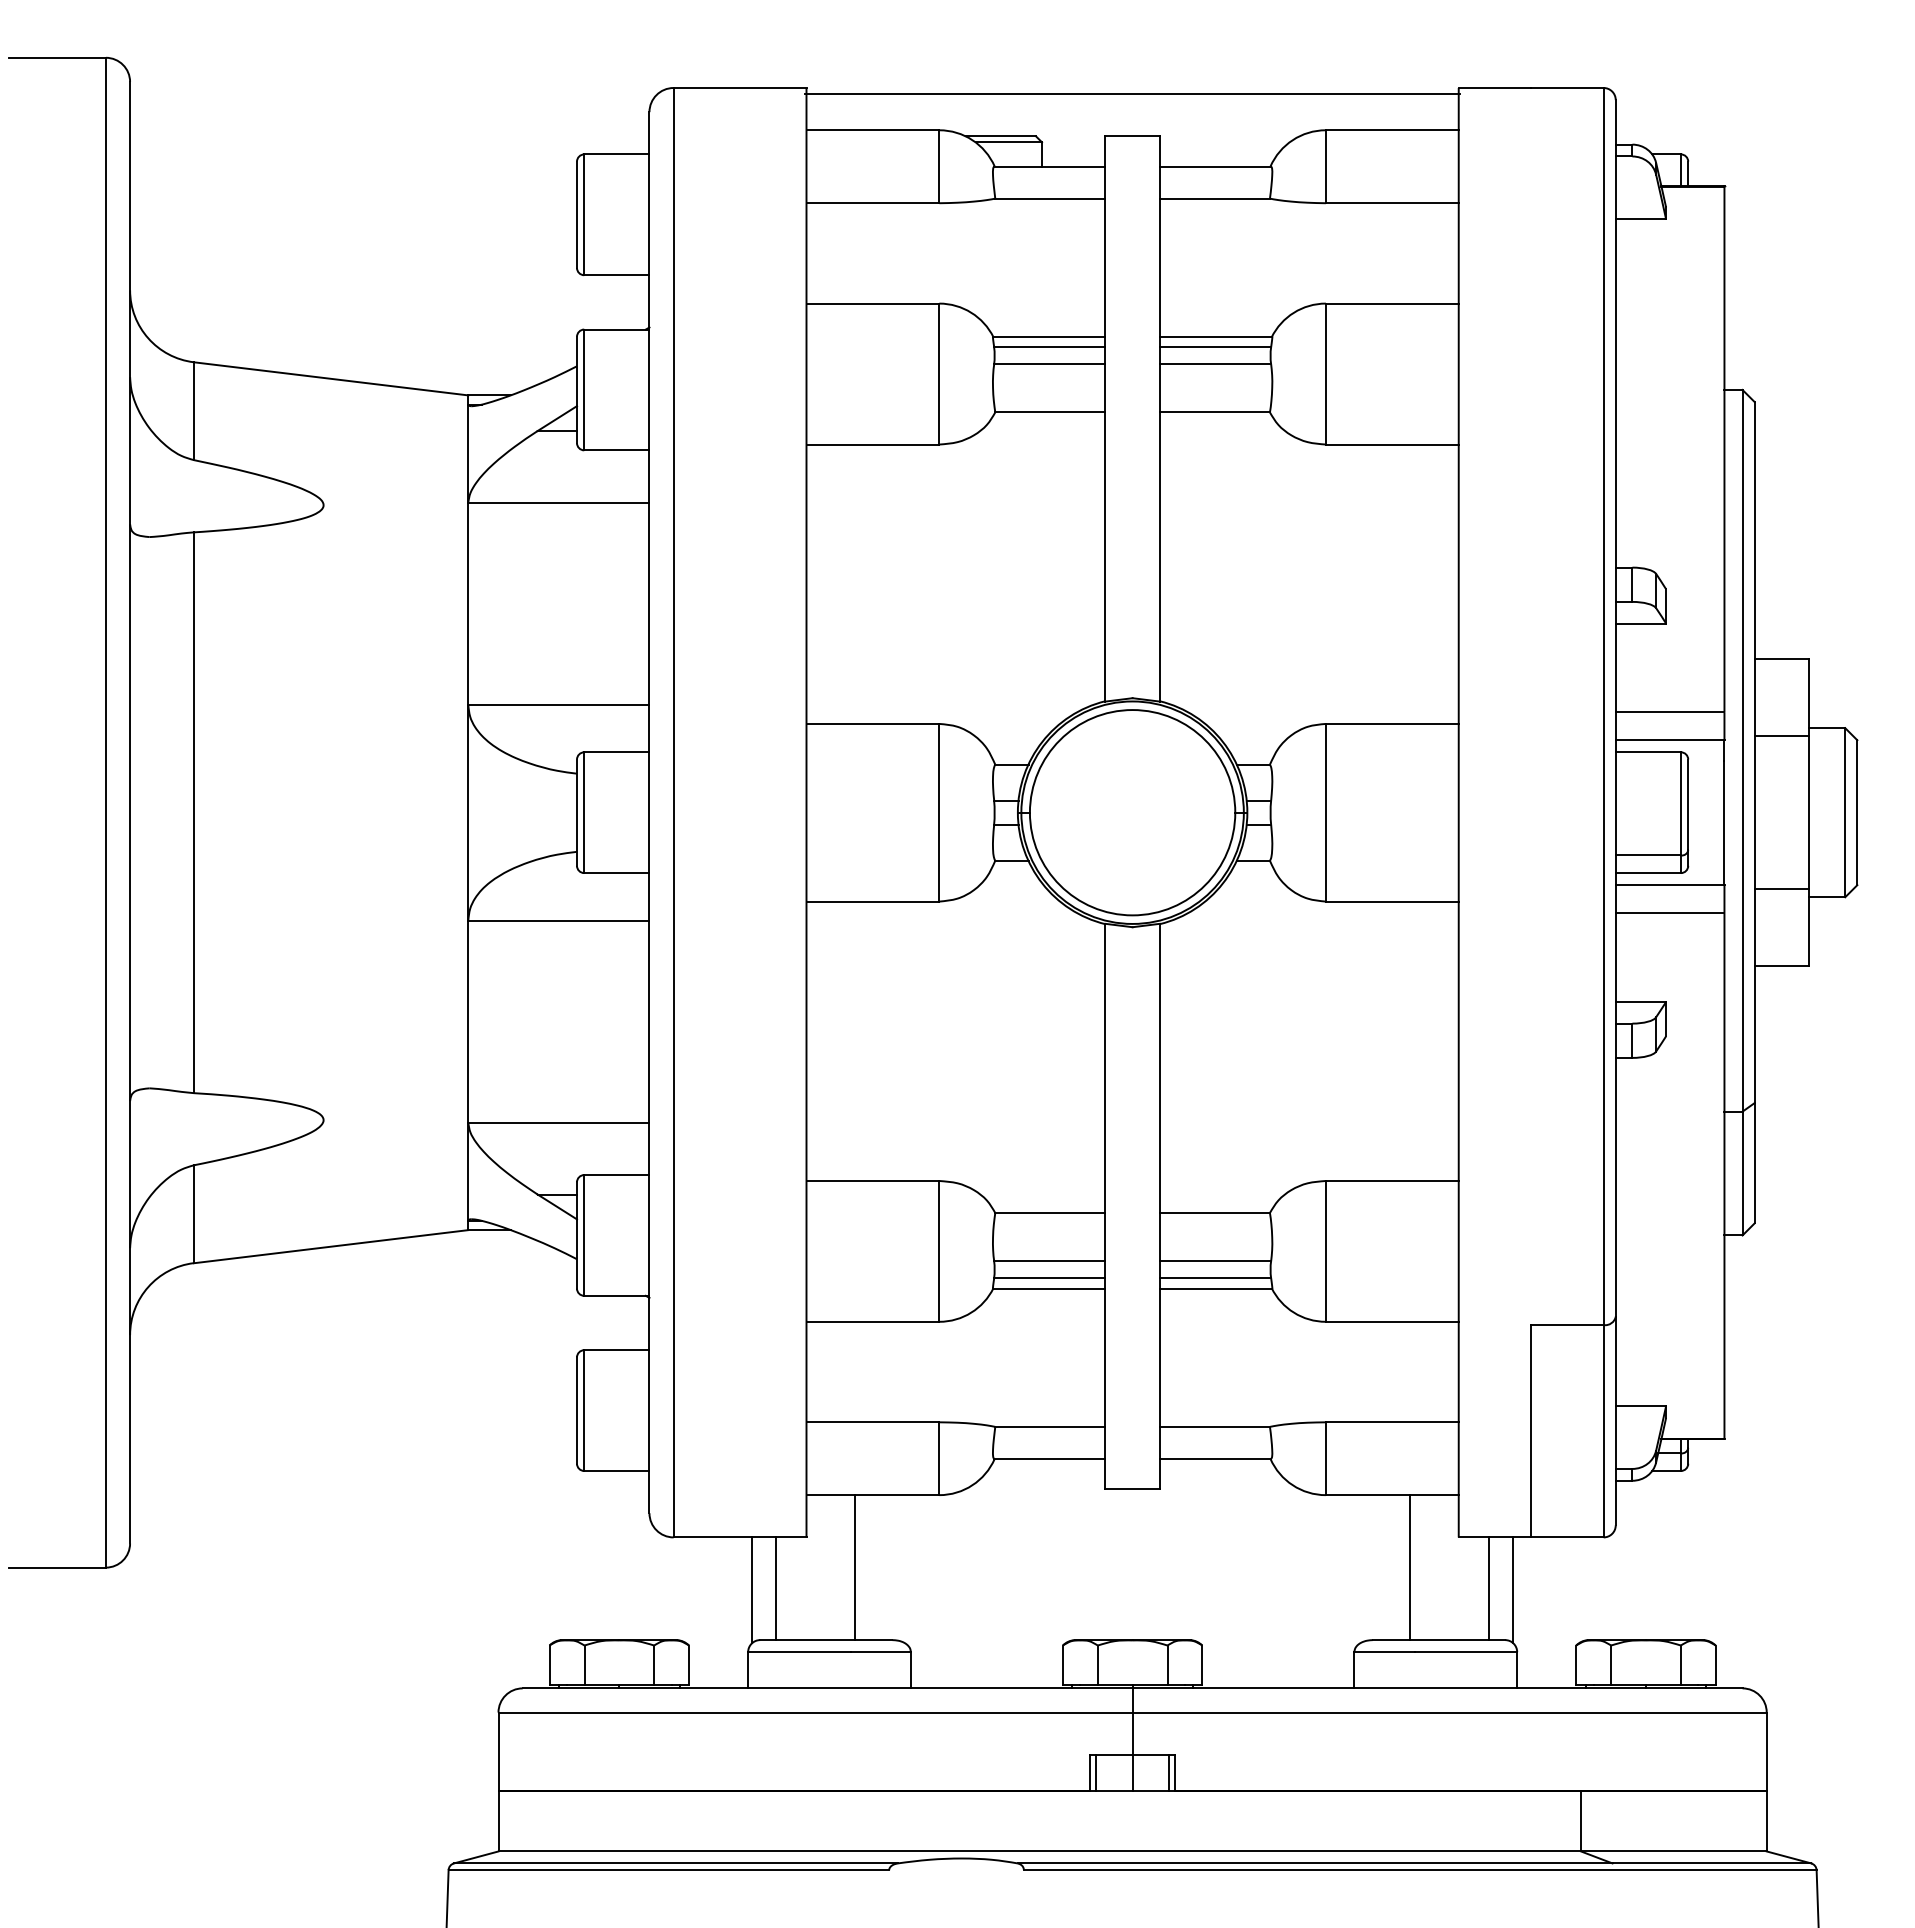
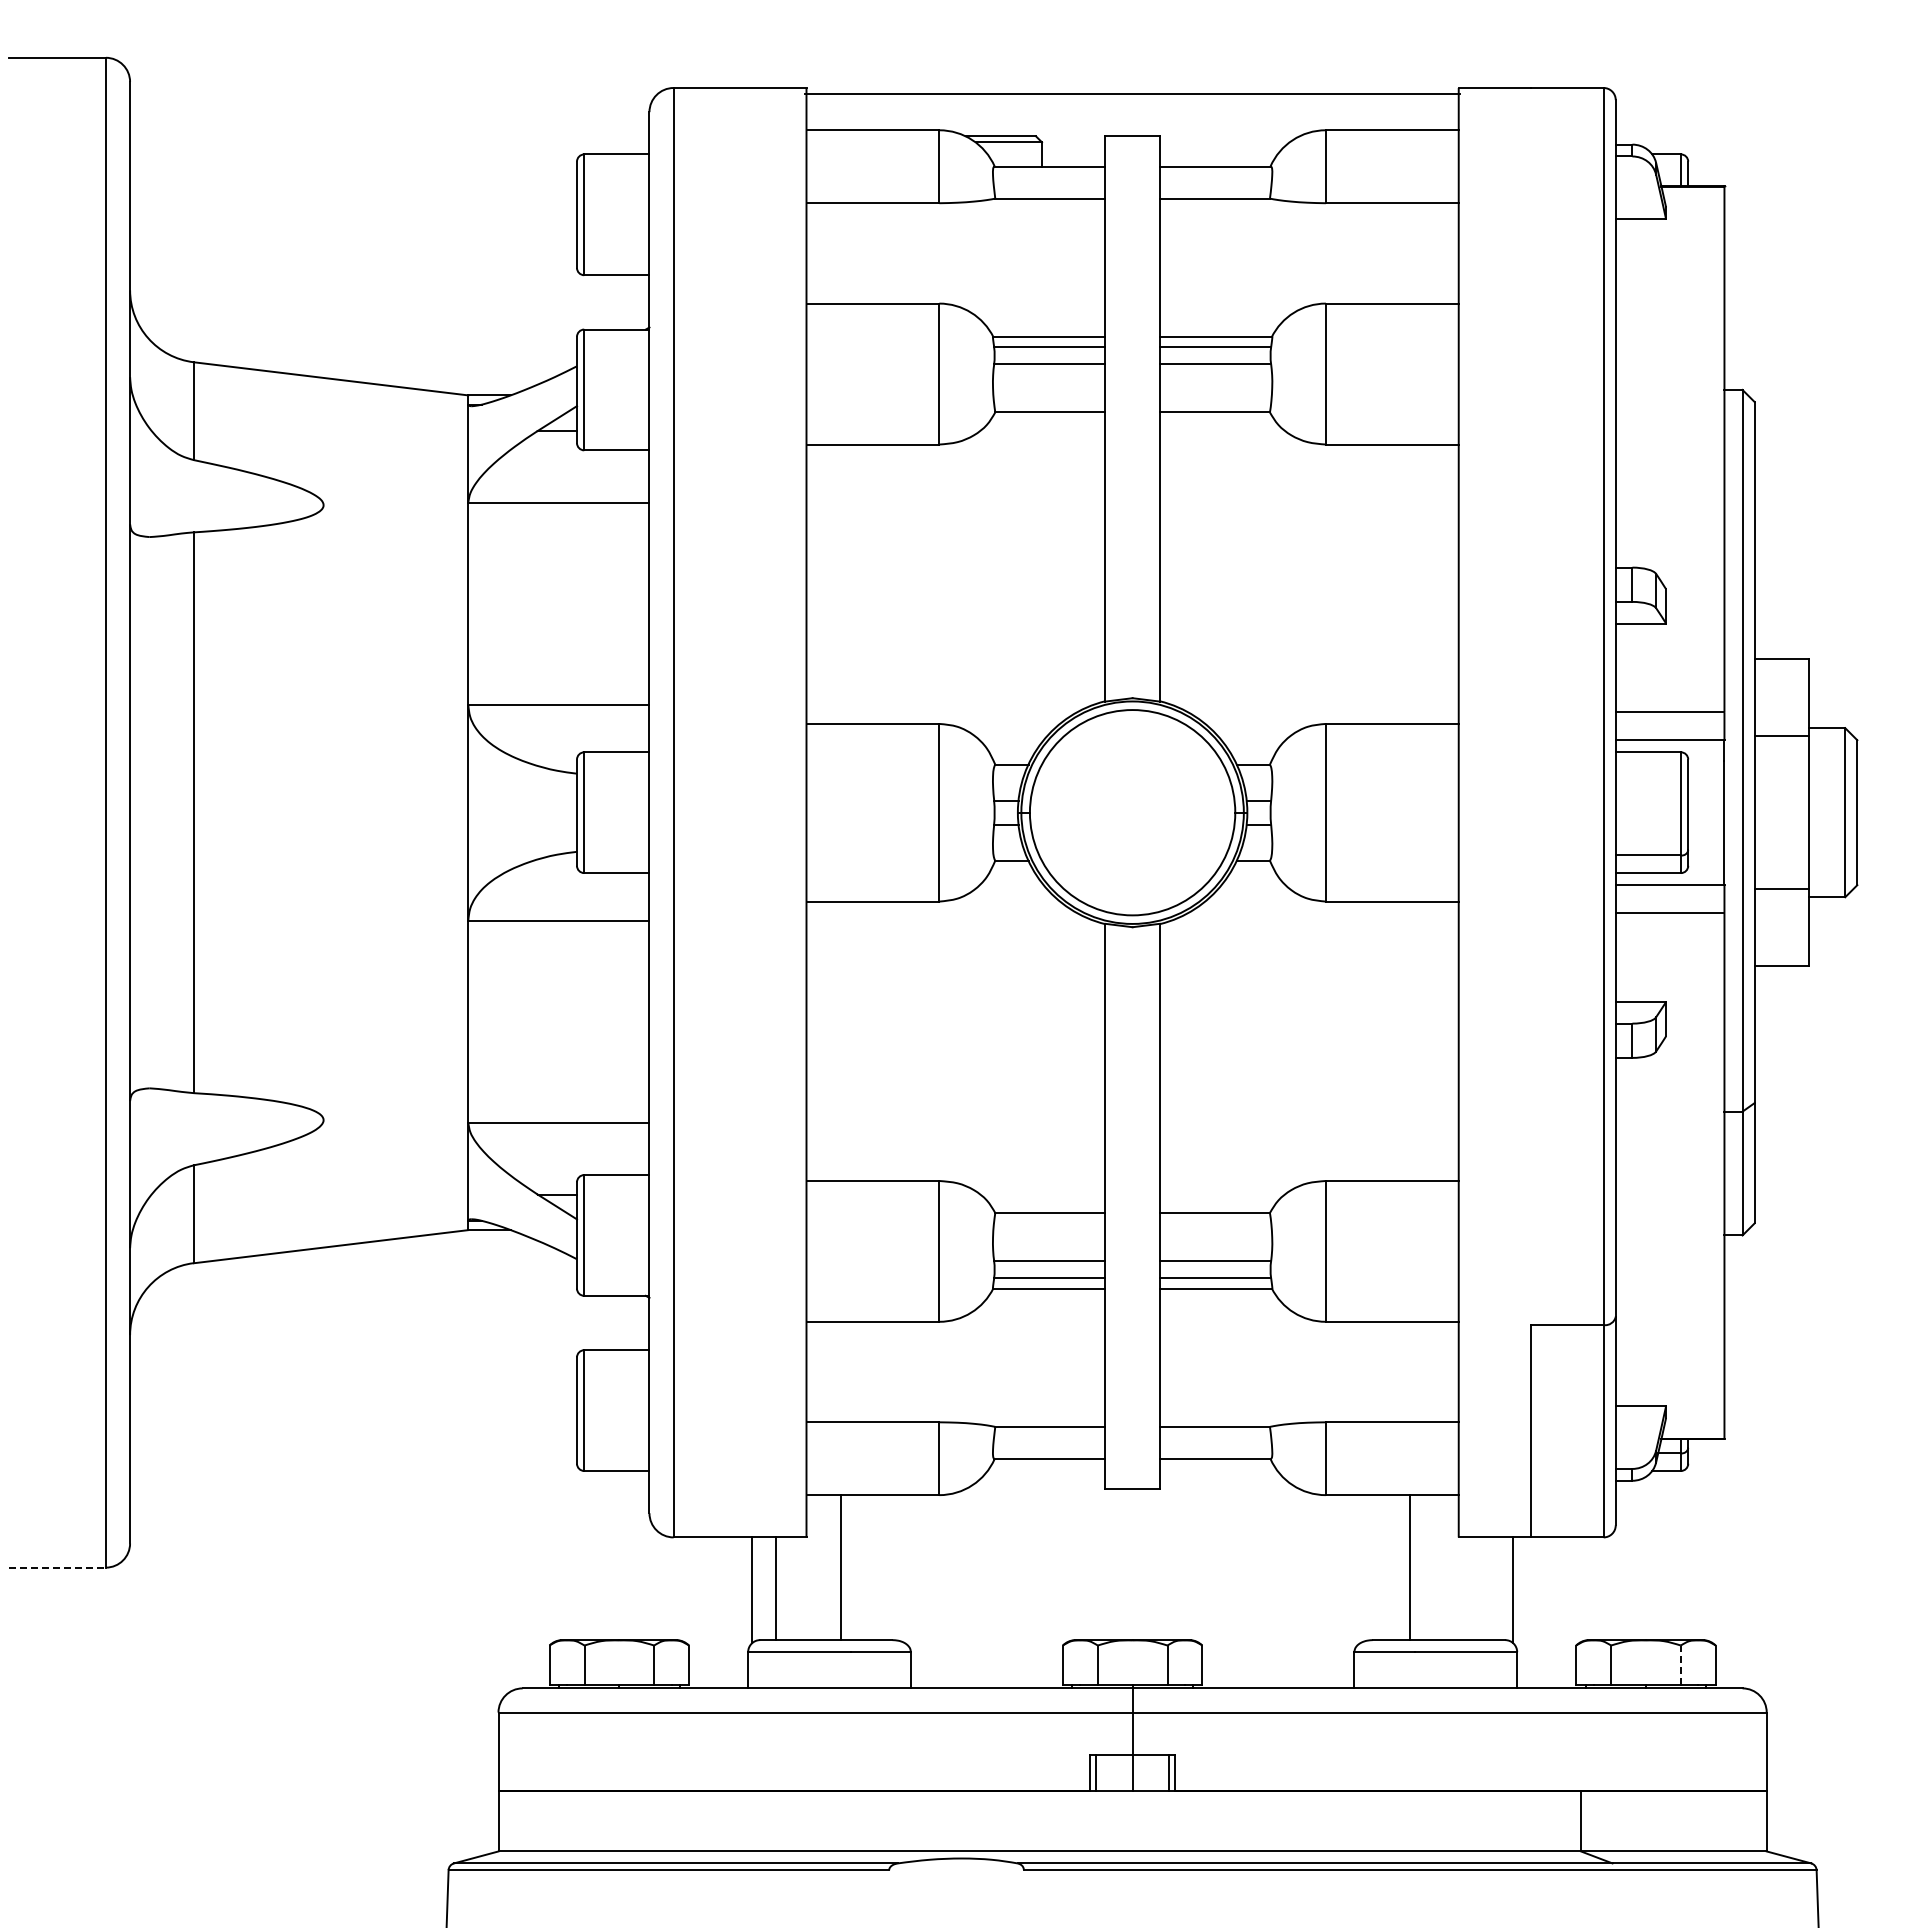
line: solid -> dashed (58, 1567)
line position: (854, 1567) -> (840, 1567) (840, 1567)
line: present -> none (1488, 1588)
line: solid -> dashed (1680, 1665)
